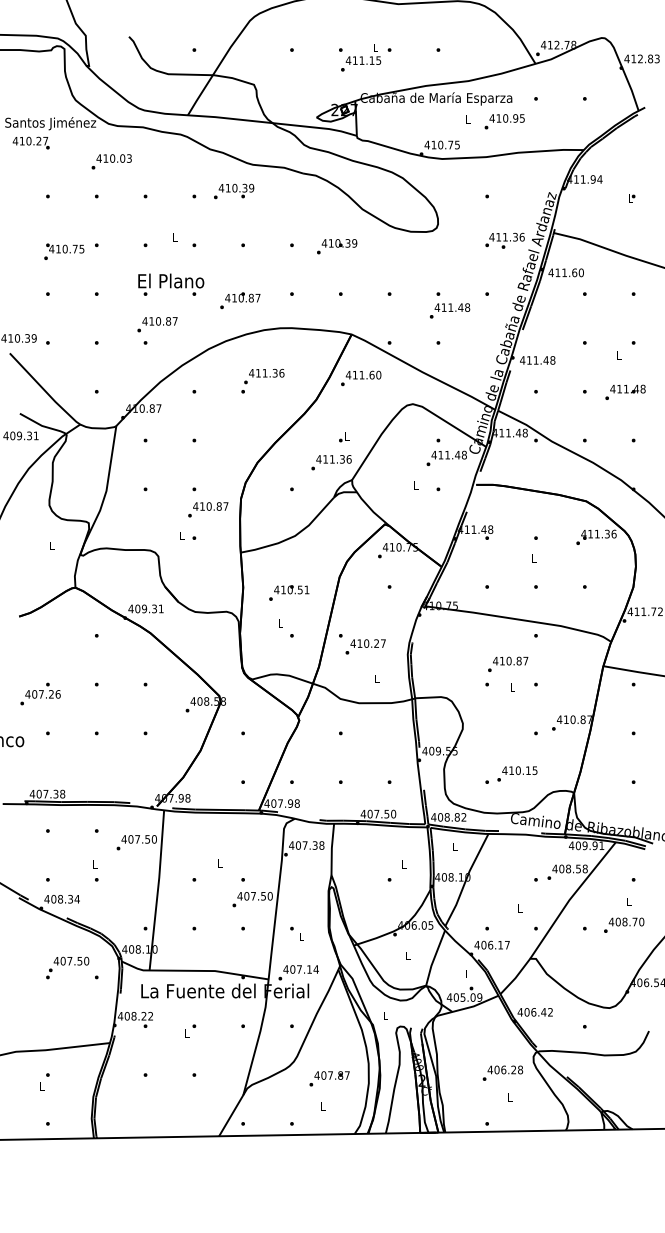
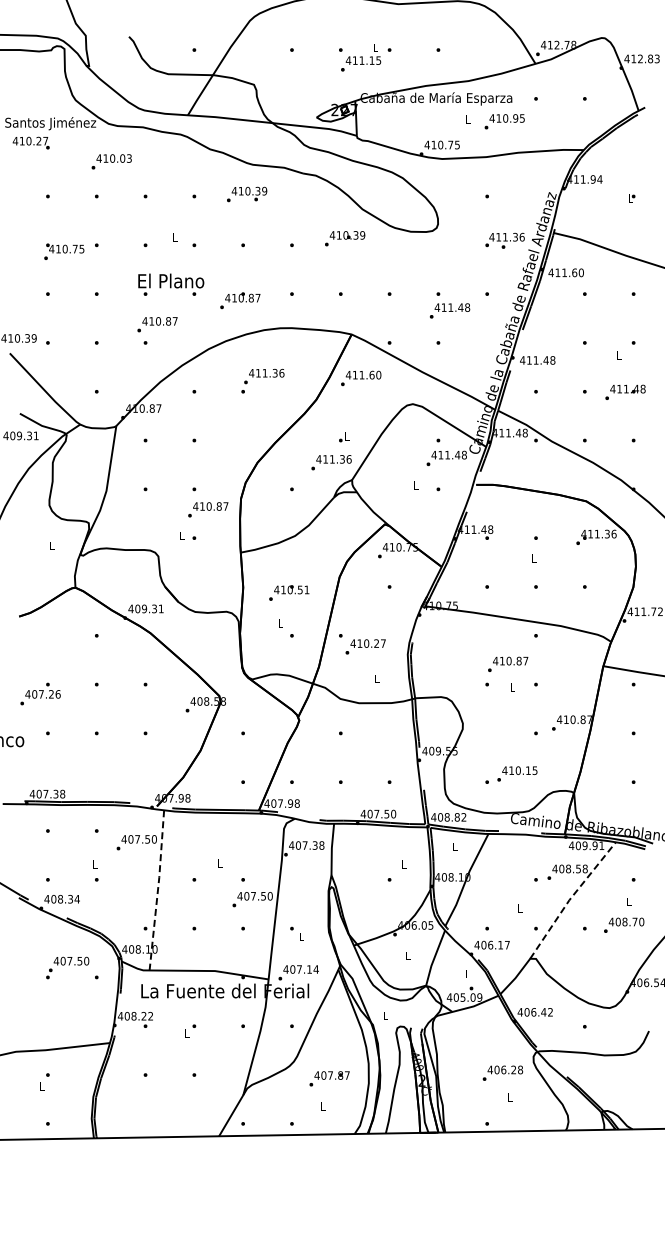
text position: (234, 191) -> (247, 194) (247, 194)
text position: (337, 246) -> (345, 238) (345, 238)
line: solid -> dashed (157, 890)
line: solid -> dashed (570, 898)
